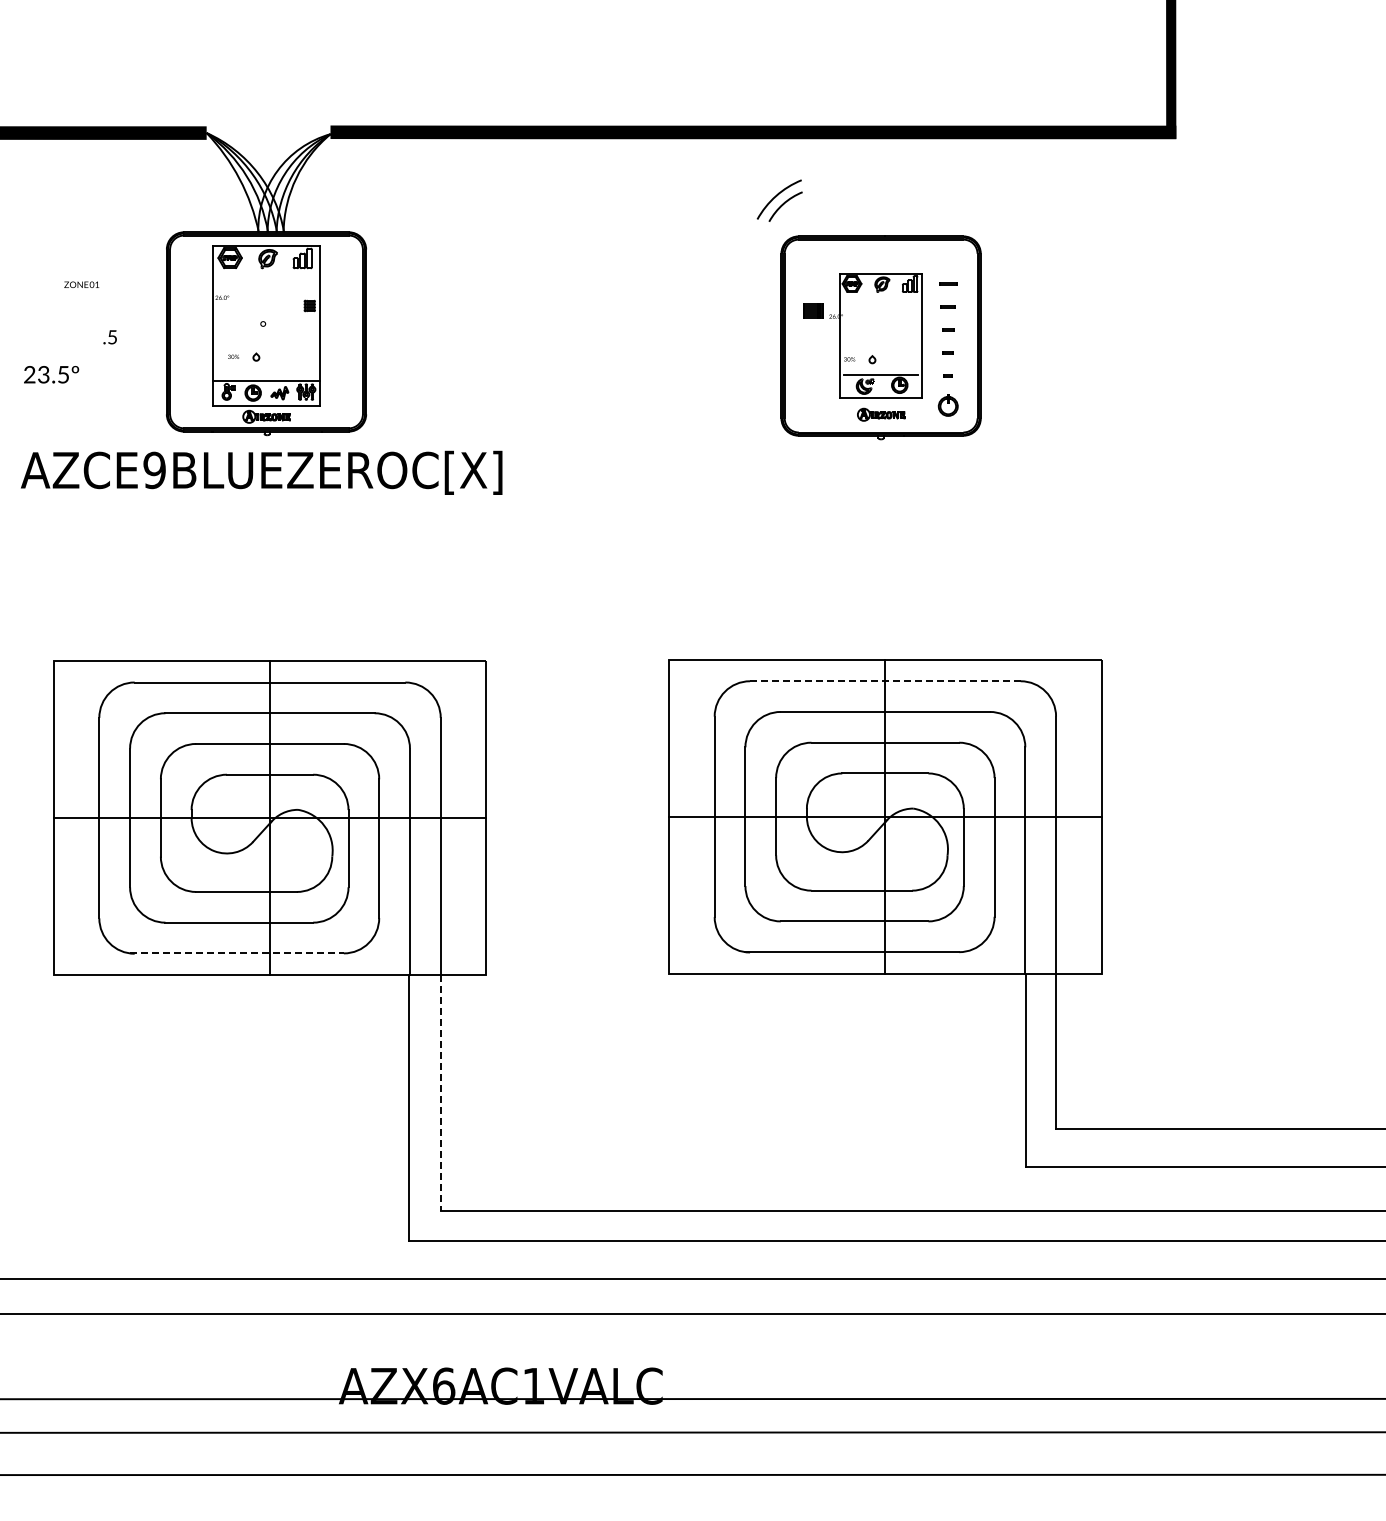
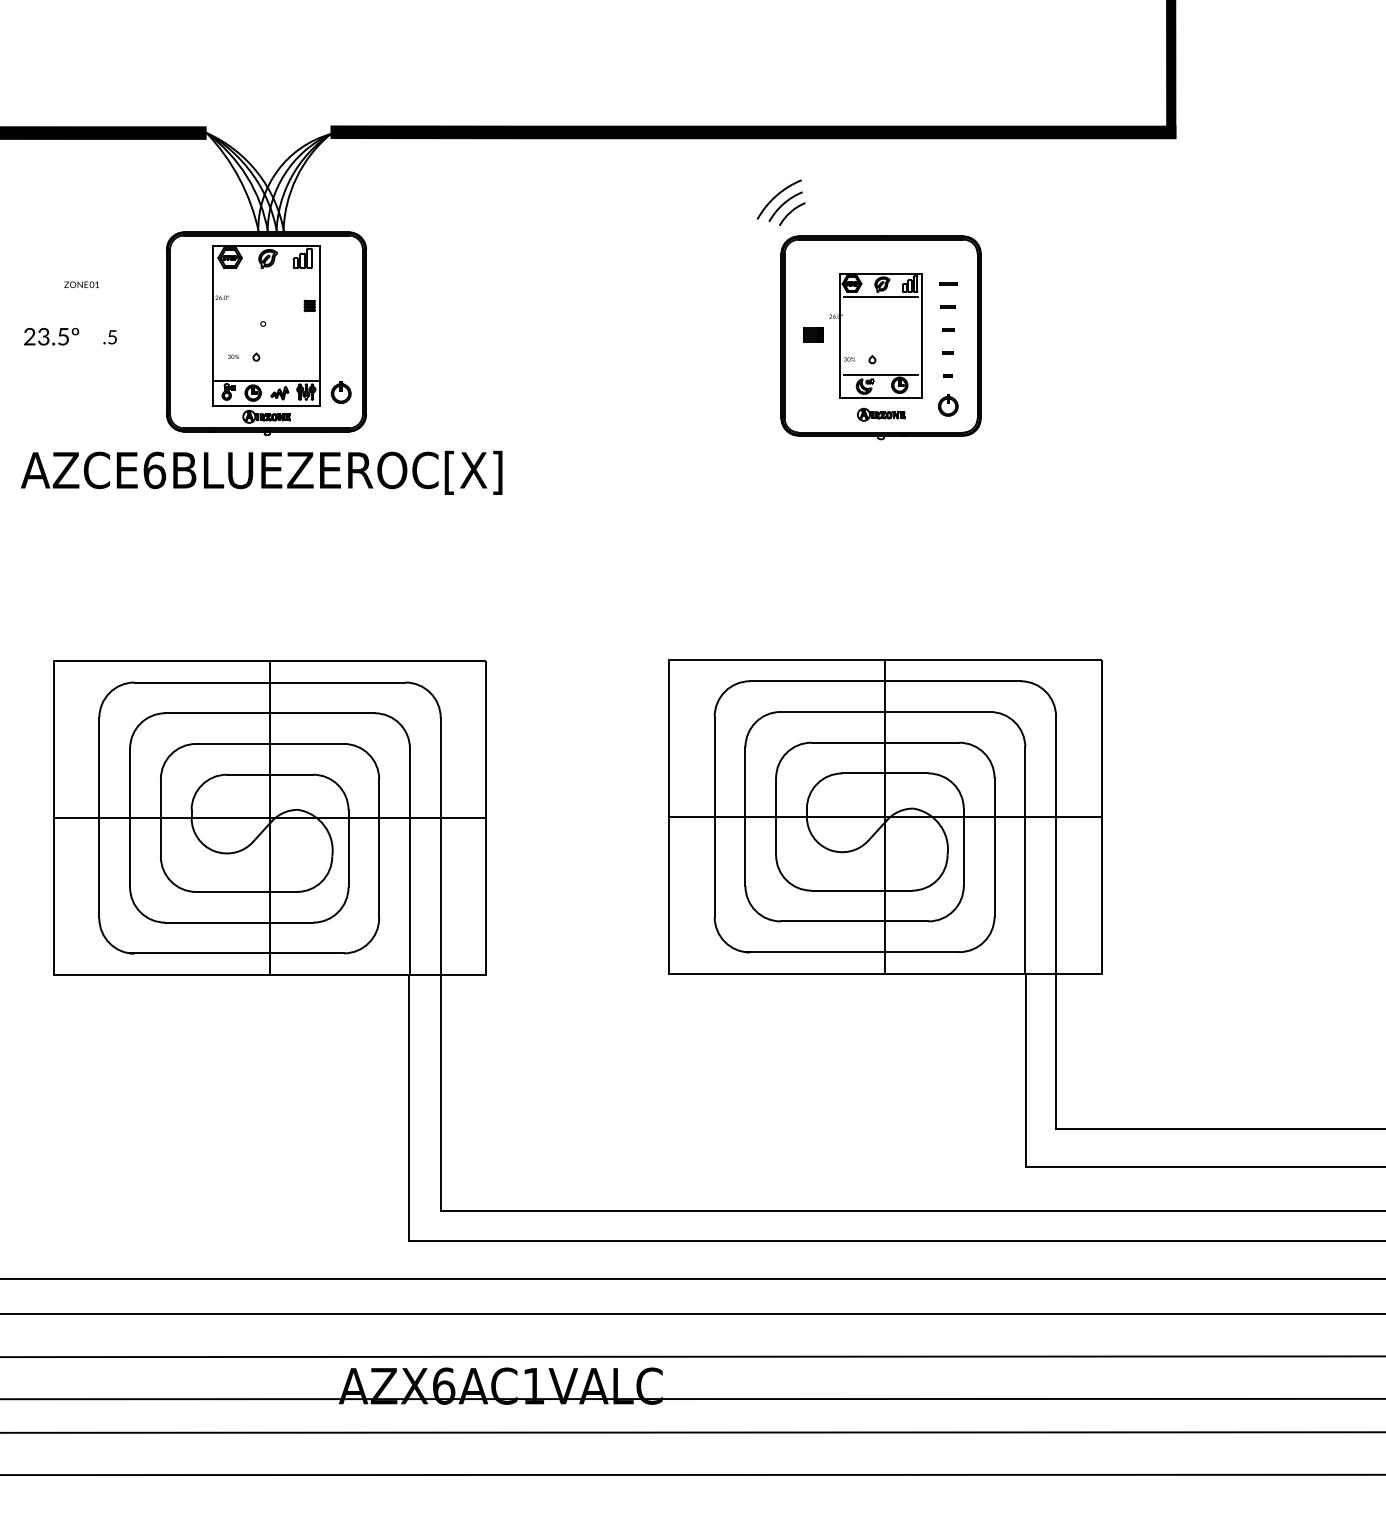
arc: none -> present (791, 212)
line: none -> present (880, 297)
part position: (813, 310) -> (813, 334) (813, 334)
text position: (51, 374) -> (51, 336) (51, 336)
part: none -> present (340, 392)
text: AZCE9BLUEZEROC[X] -> AZCE6BLUEZEROC[X] (154, 470)
line: dashed -> solid (884, 681)
line: dashed -> solid (236, 953)
line: dashed -> solid (440, 1093)
line: none -> present (692, 1356)
